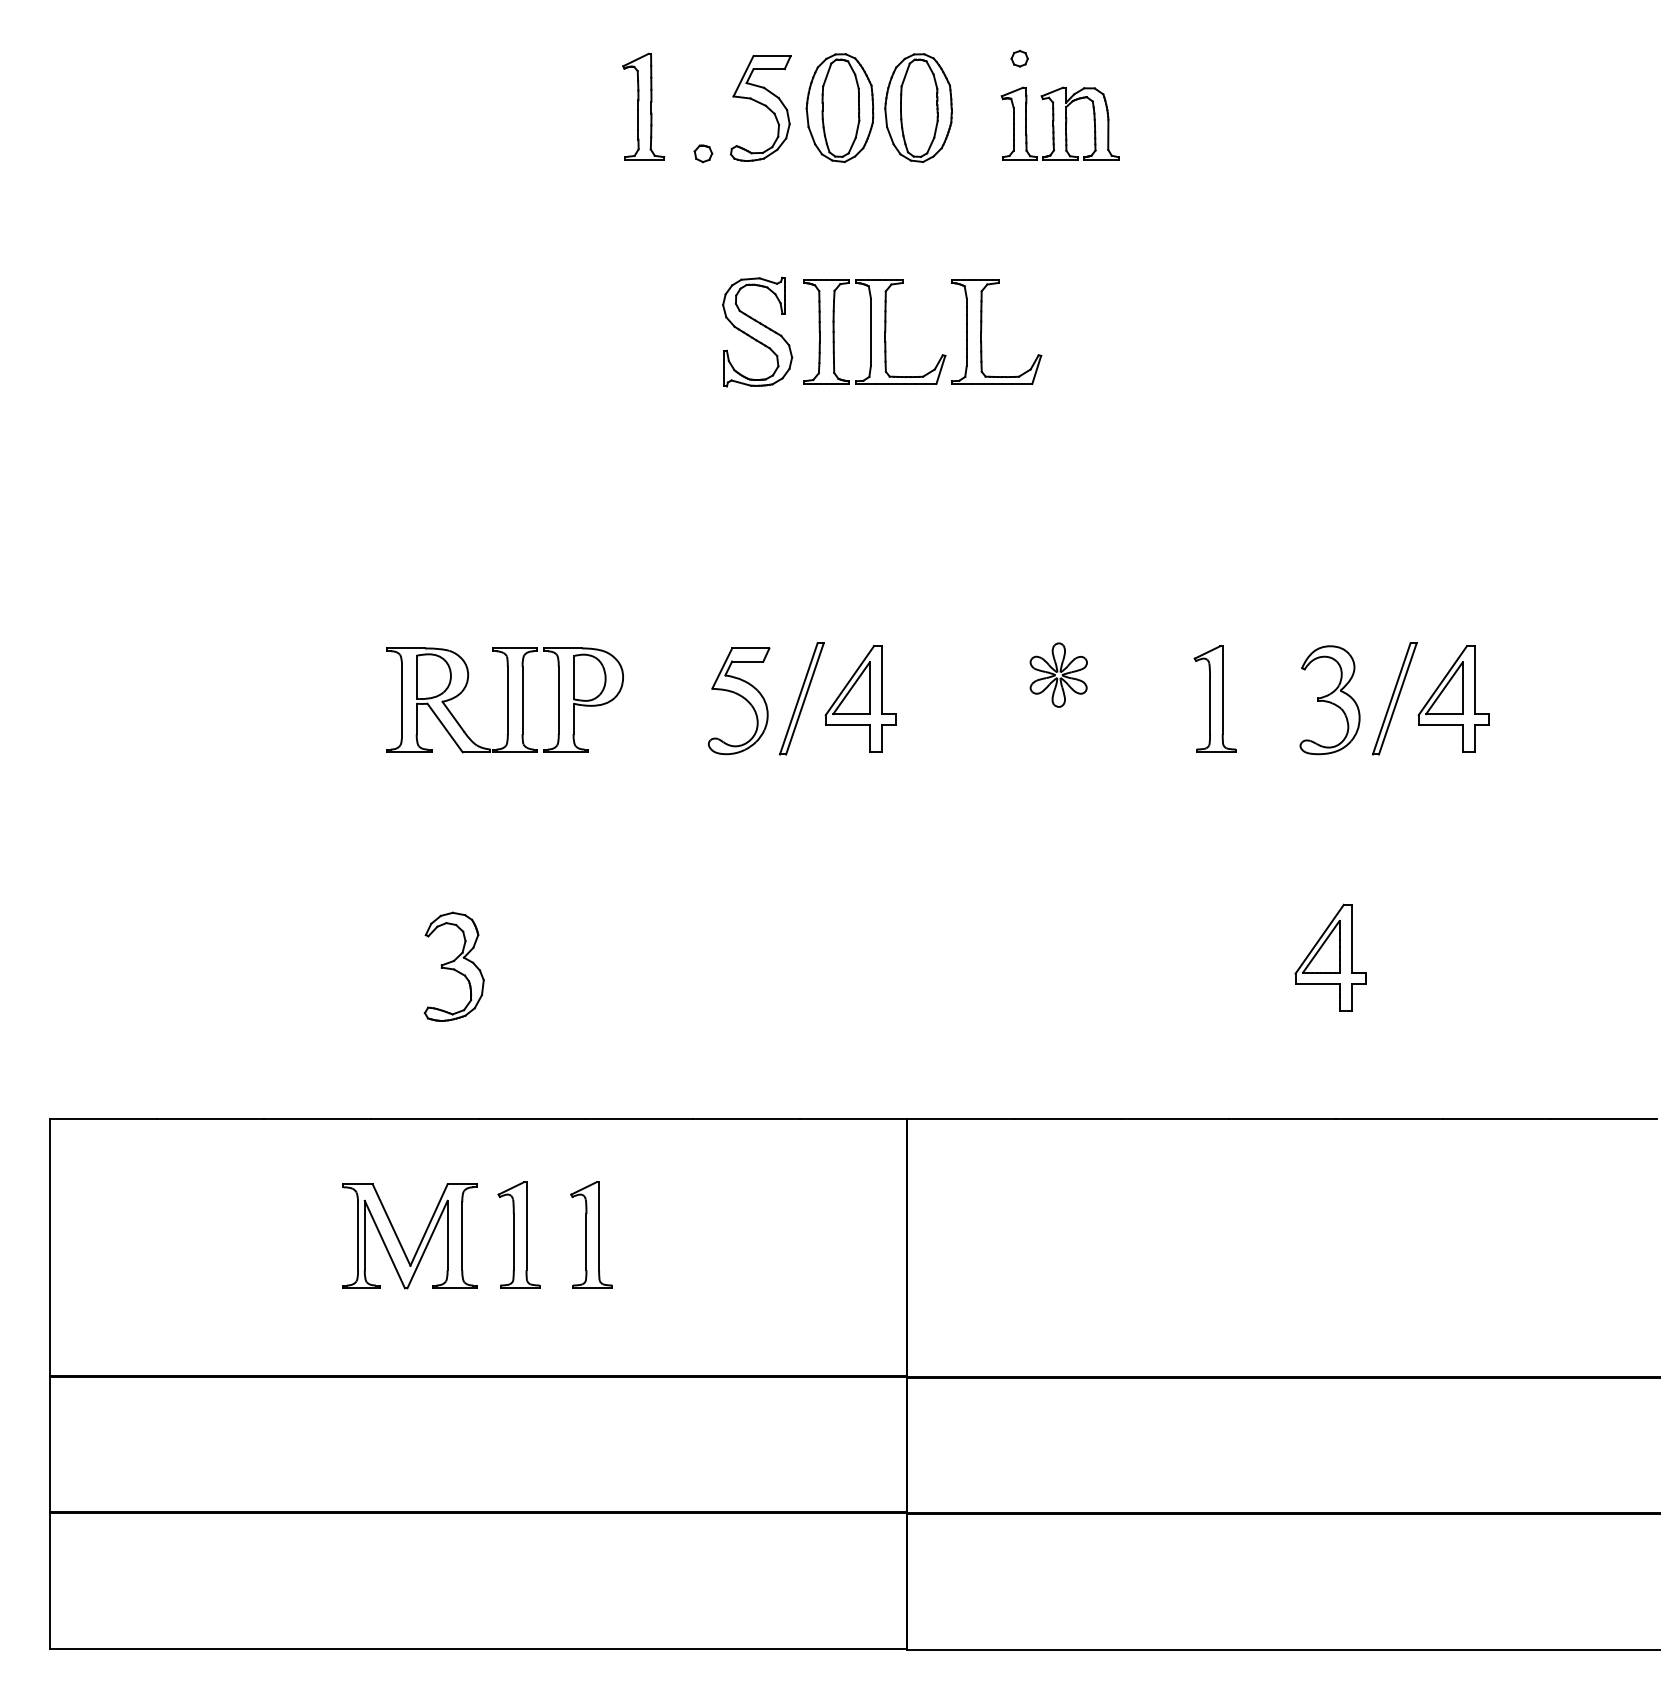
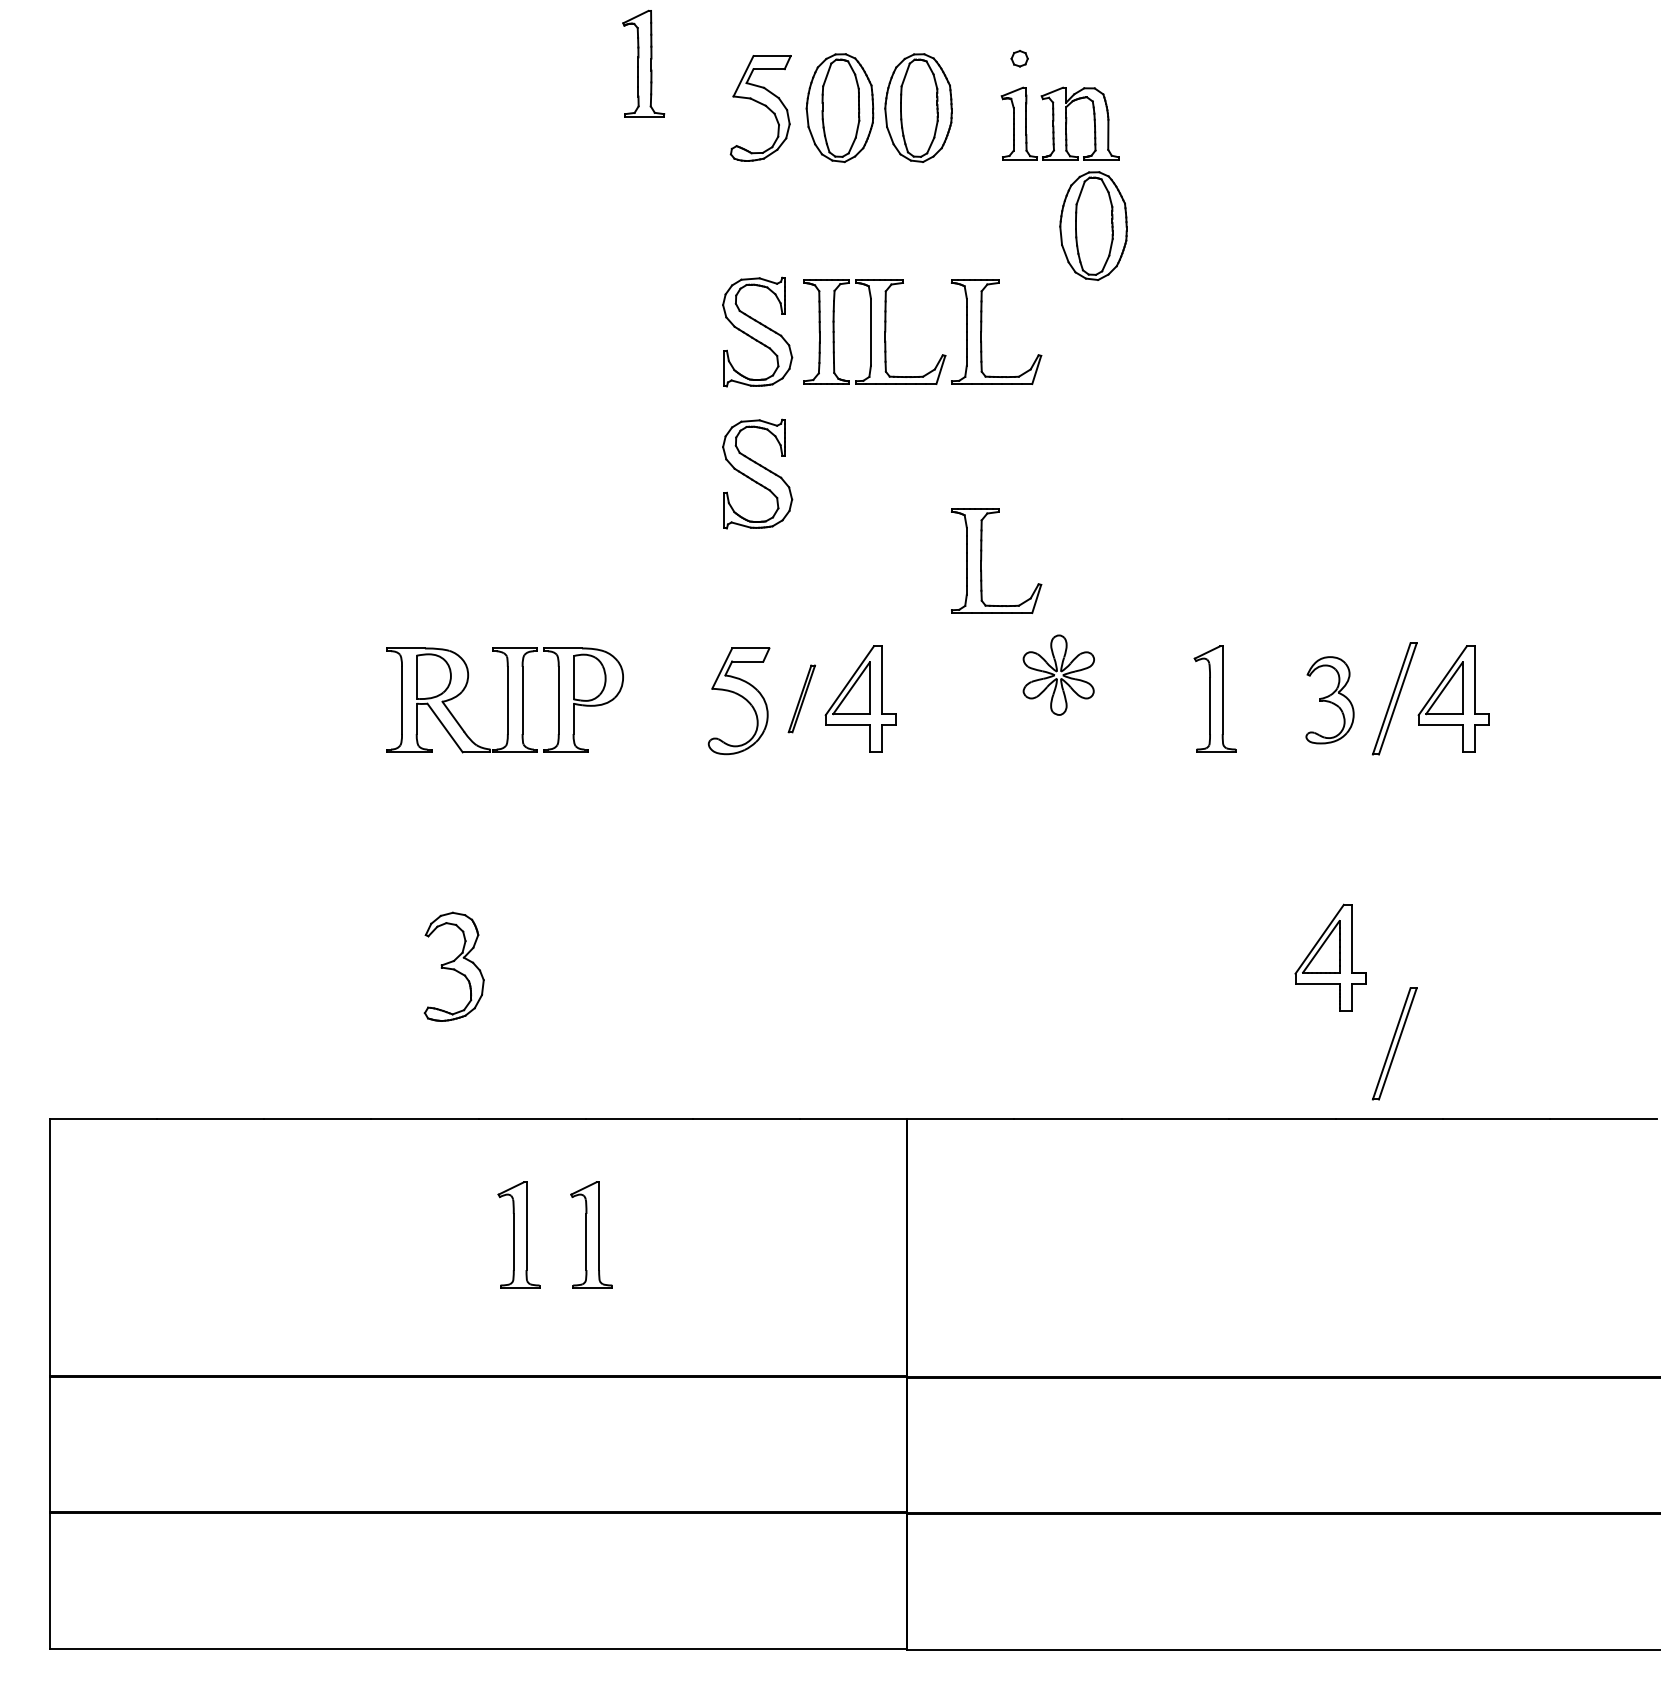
part position: (643, 106) -> (643, 63) (643, 63)
part: present -> none (703, 153)
part: none -> present (1093, 225)
part: none -> present (757, 473)
part: none -> present (982, 558)
part size: 59x66 px -> 73x82 px (1058, 674)
part size: 46x114 px -> 29x70 px (801, 698)
part size: 62x111 px -> 50x89 px (1329, 700)
part: none -> present (1394, 1043)
part: present -> none (400, 1241)
